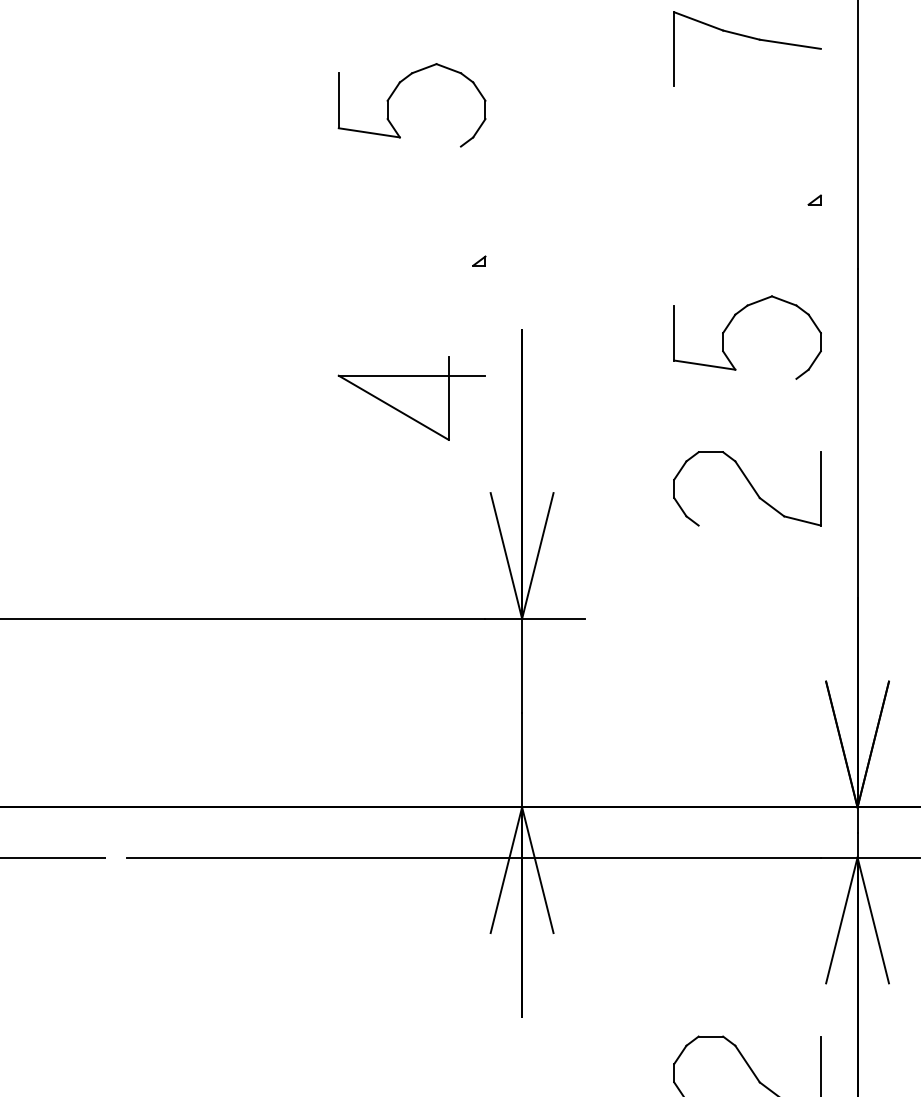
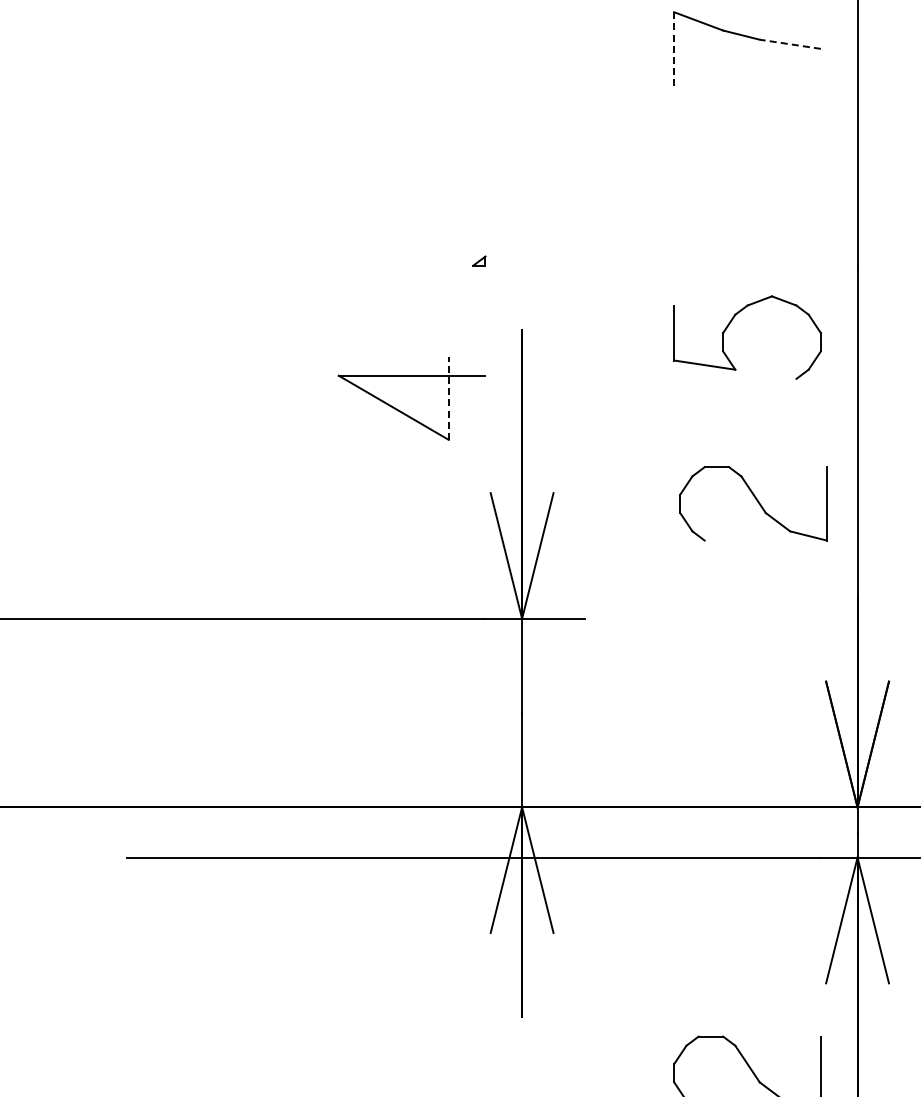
line: solid -> dashed (790, 44)
line: solid -> dashed (674, 48)
part: present -> none (394, 92)
part: present -> none (814, 199)
line: solid -> dashed (448, 398)
part position: (747, 488) -> (753, 503) (753, 503)
line: present -> none (53, 857)
